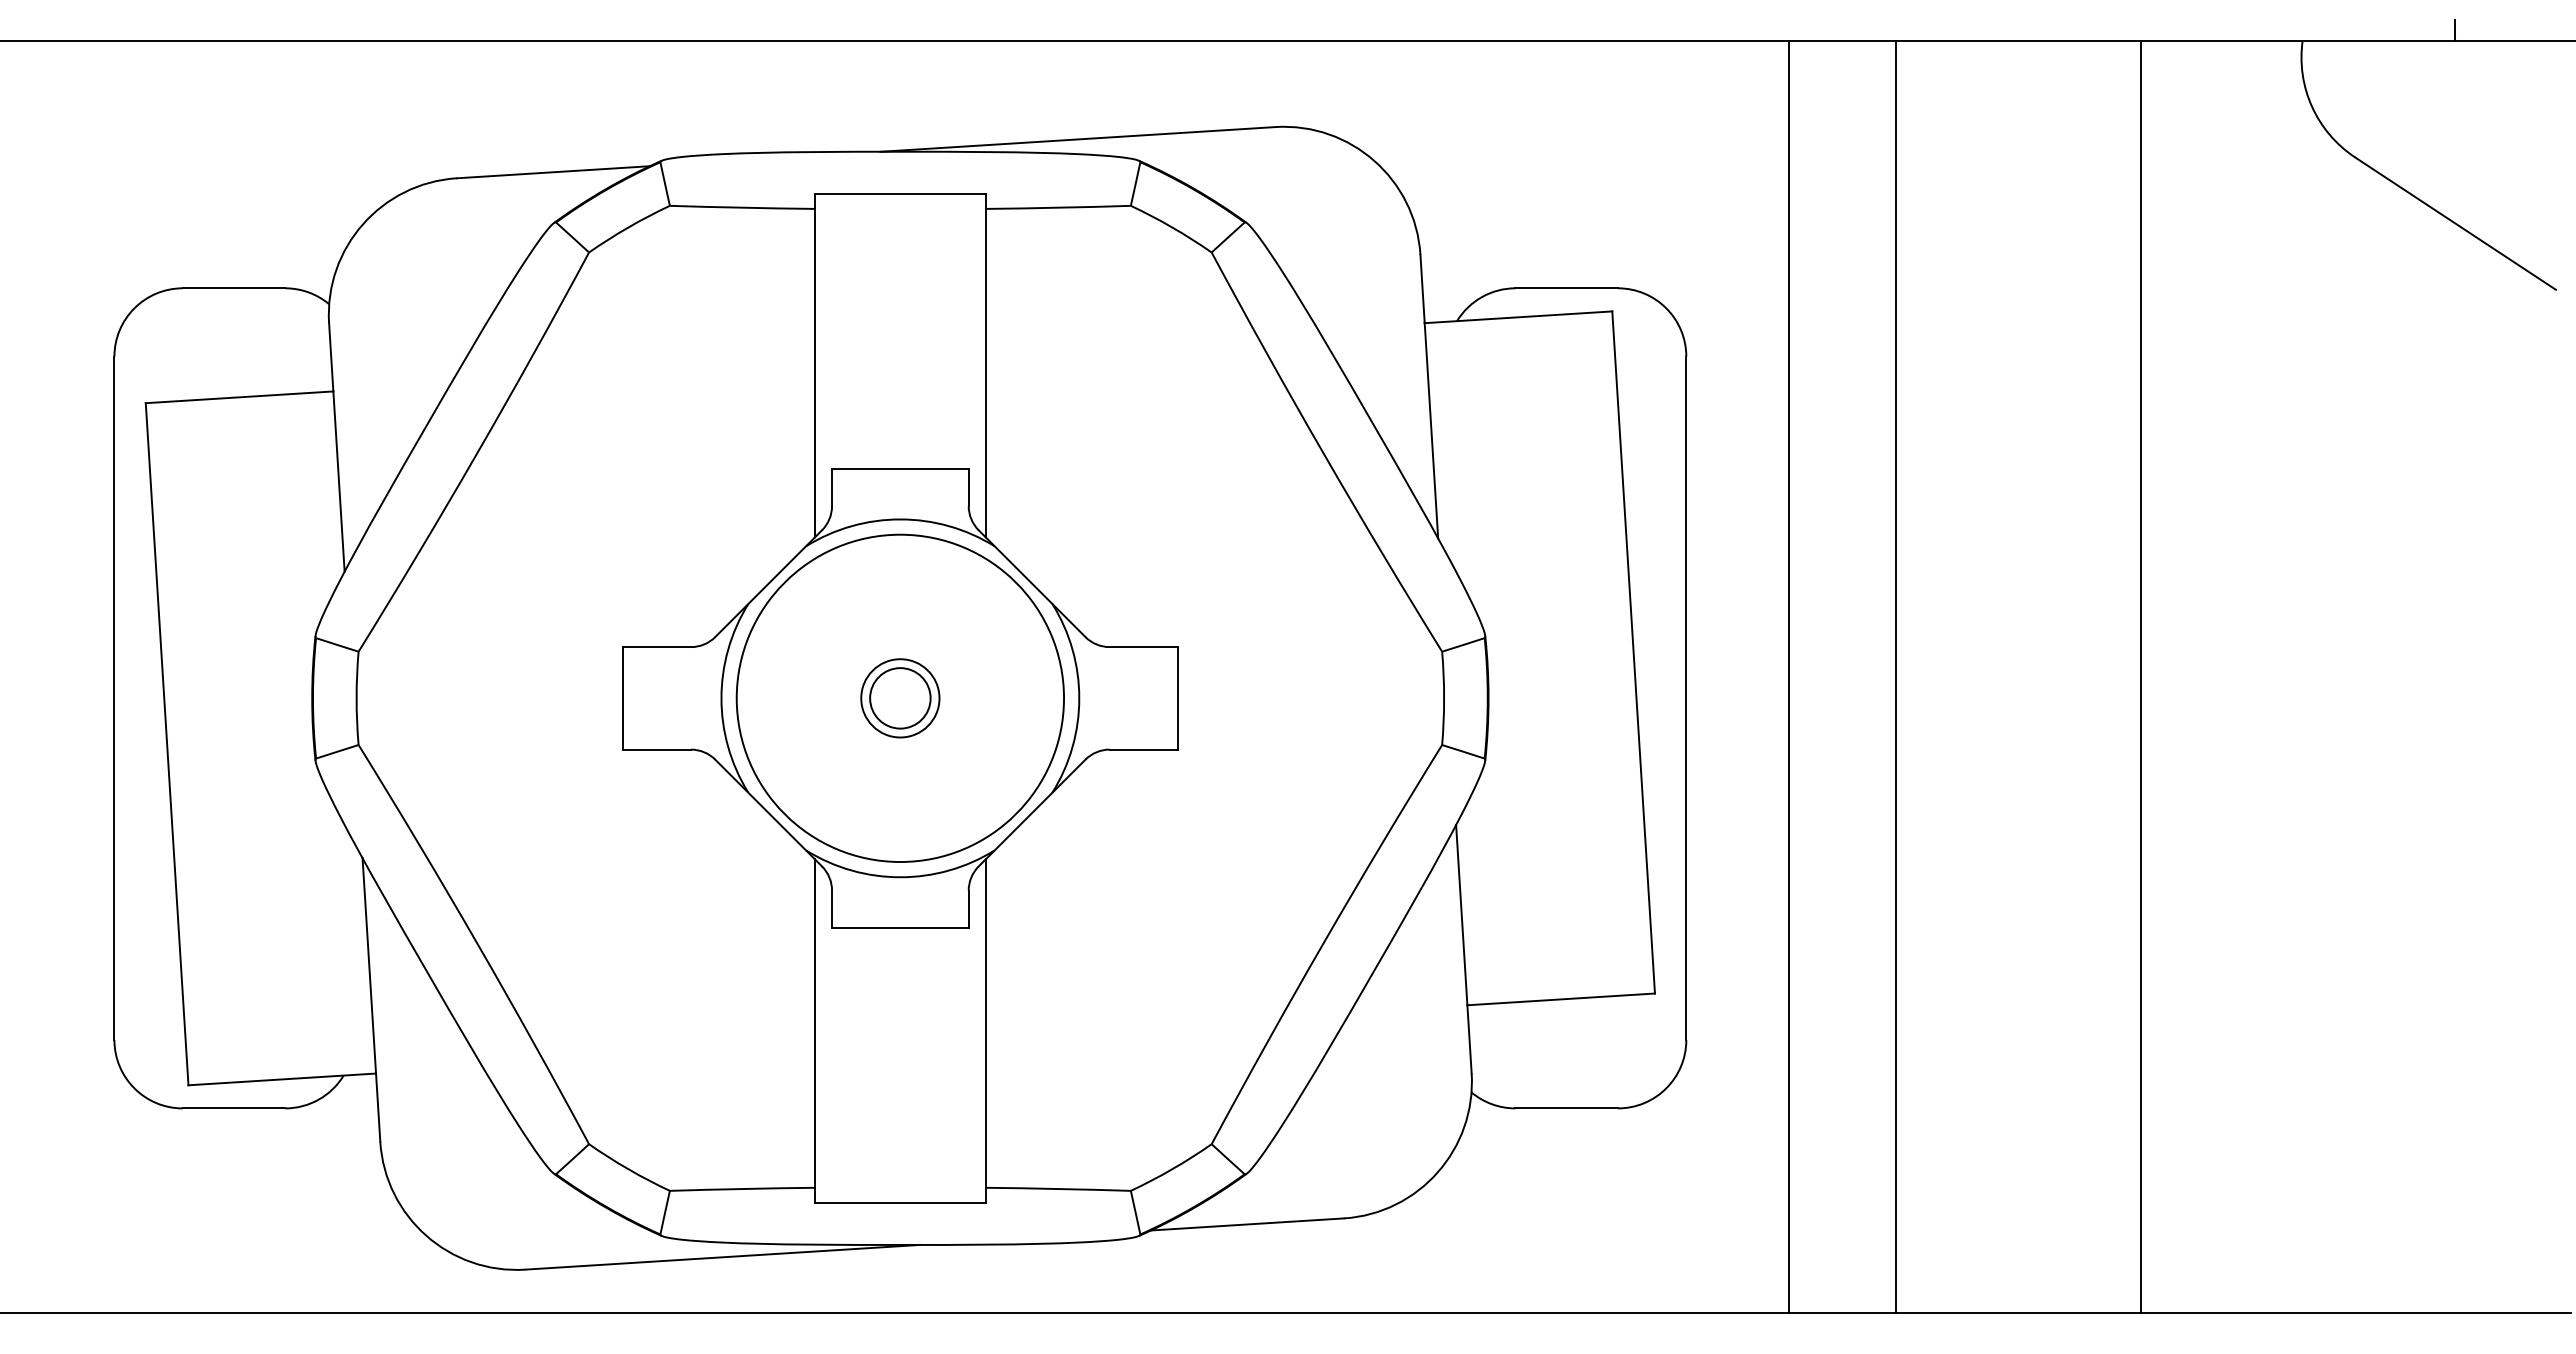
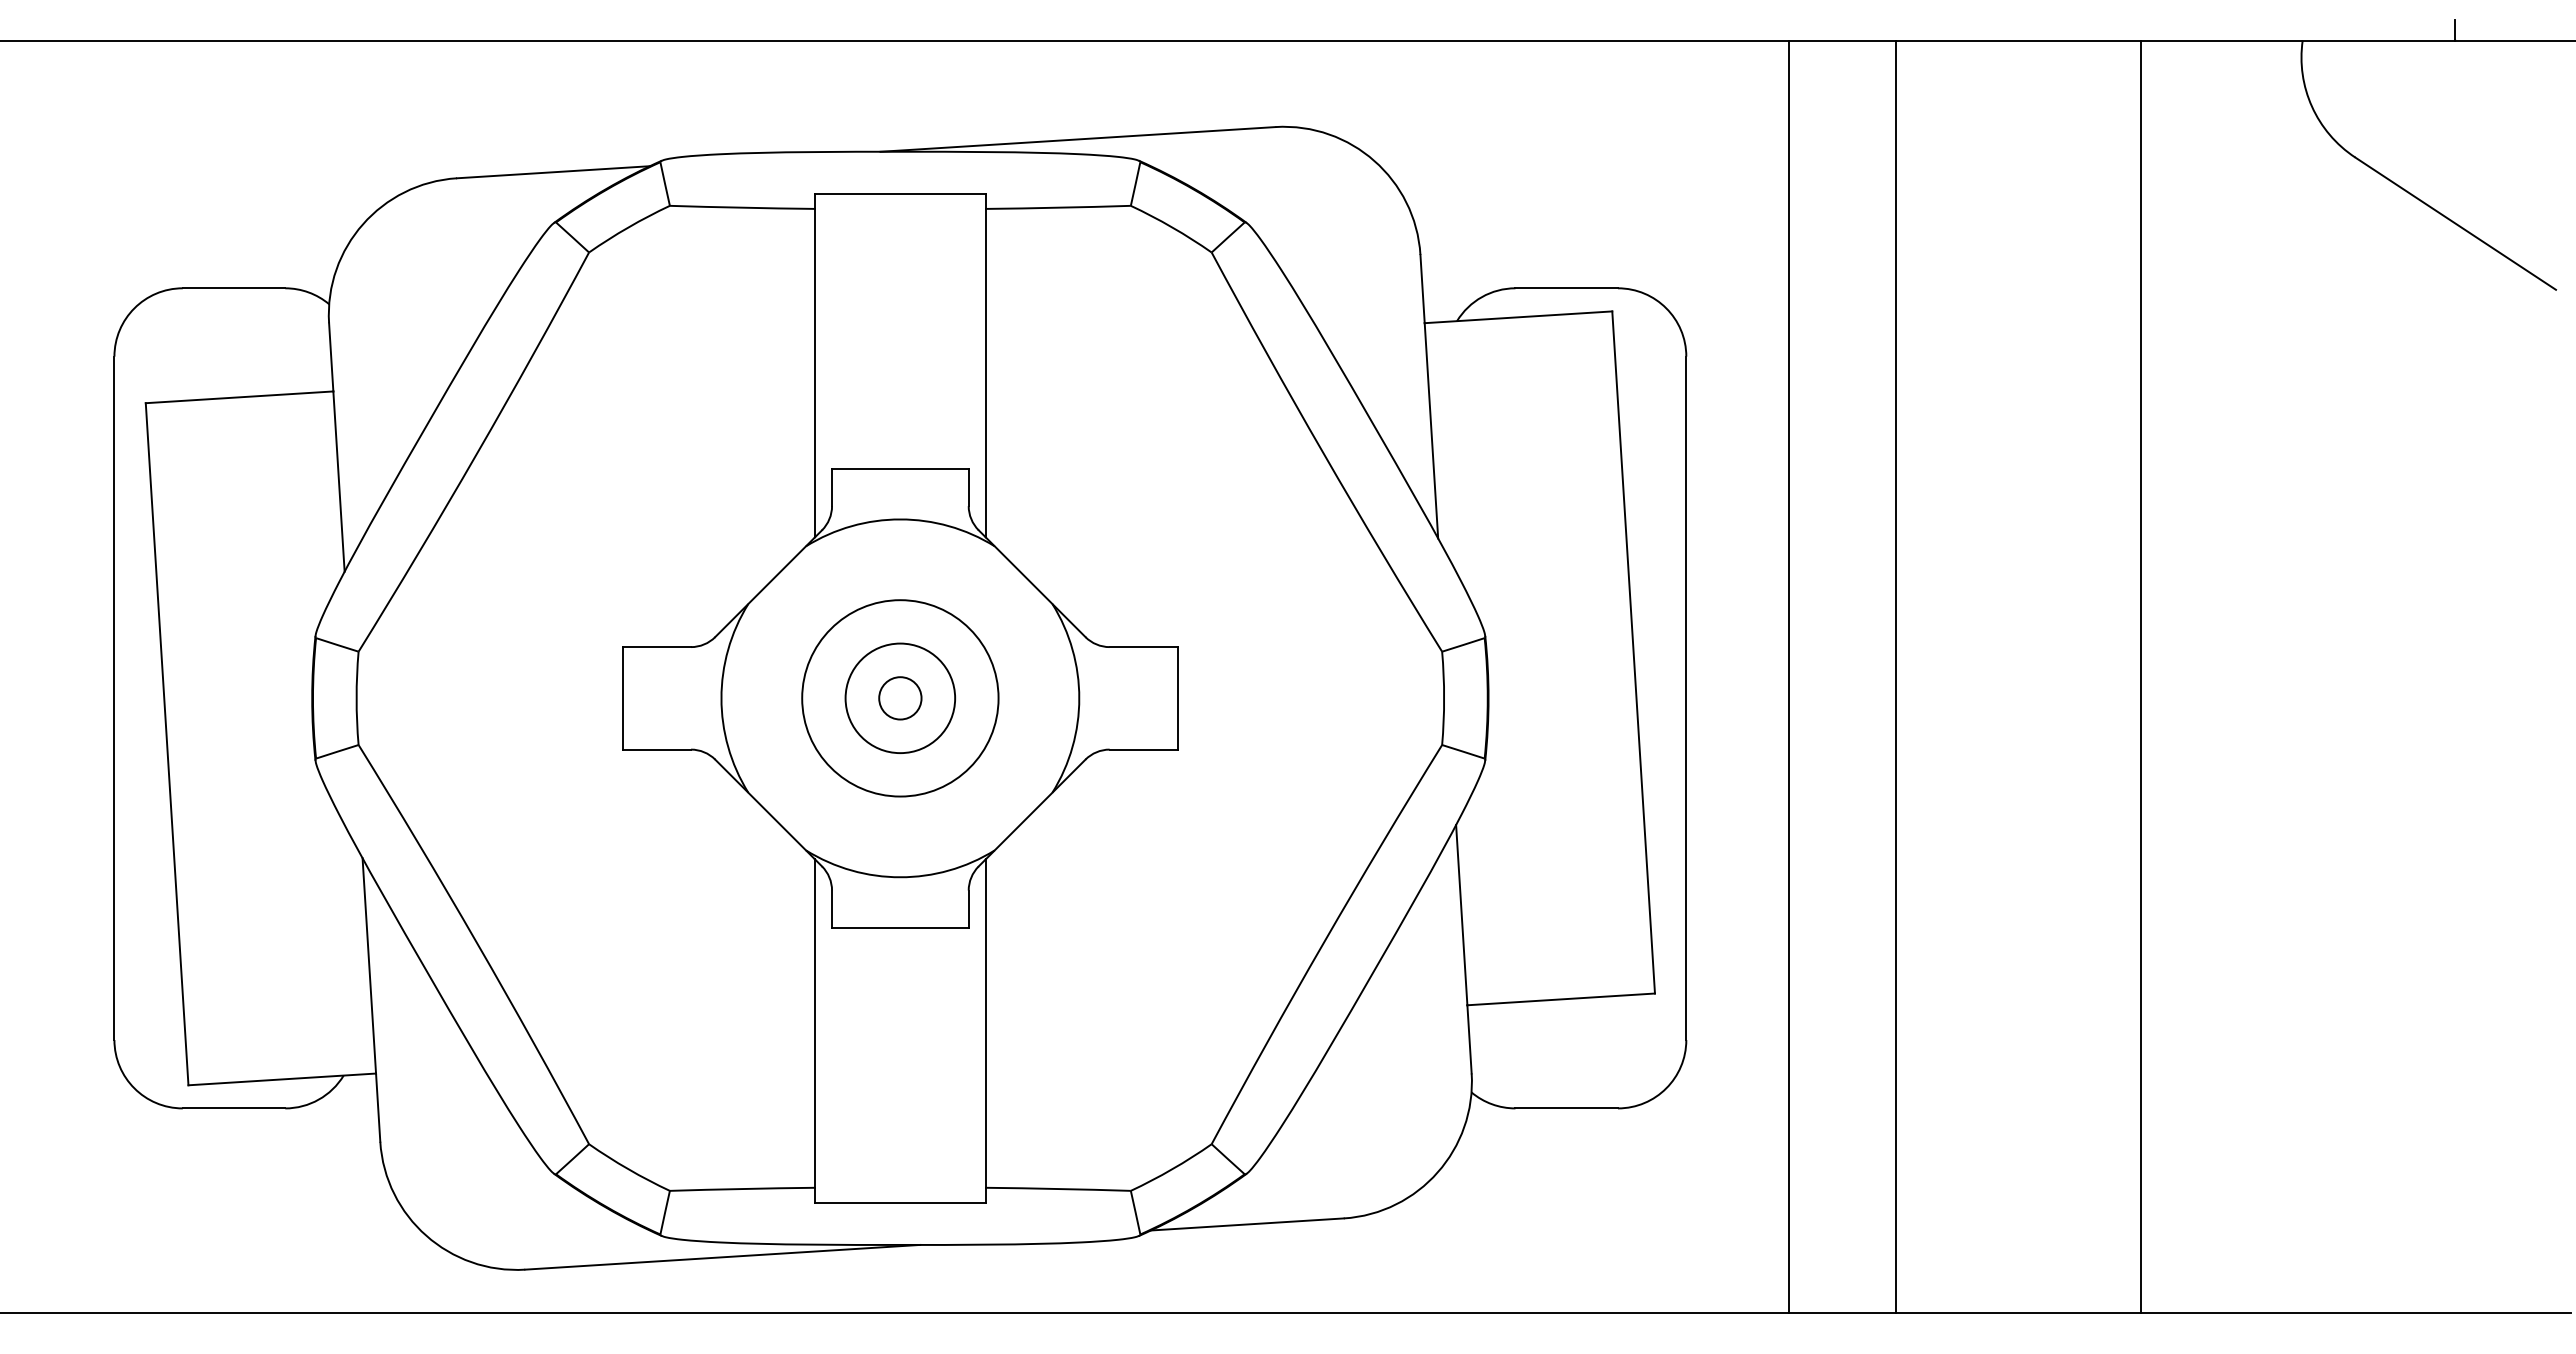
circle diameter: 327 px -> 196 px (900, 698)
circle diameter: 61 px -> 42 px (900, 698)
circle diameter: 78 px -> 110 px (900, 698)
